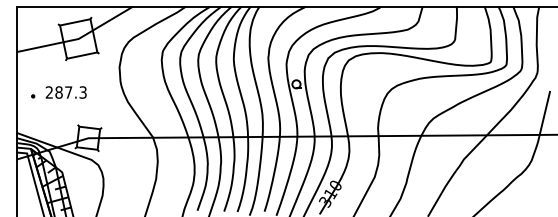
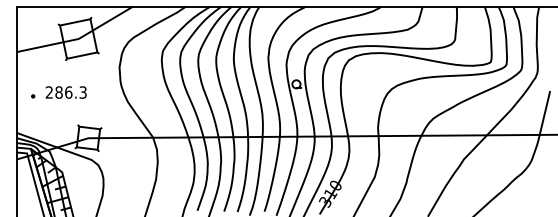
text: 287.3 -> 286.3 (68, 92)
